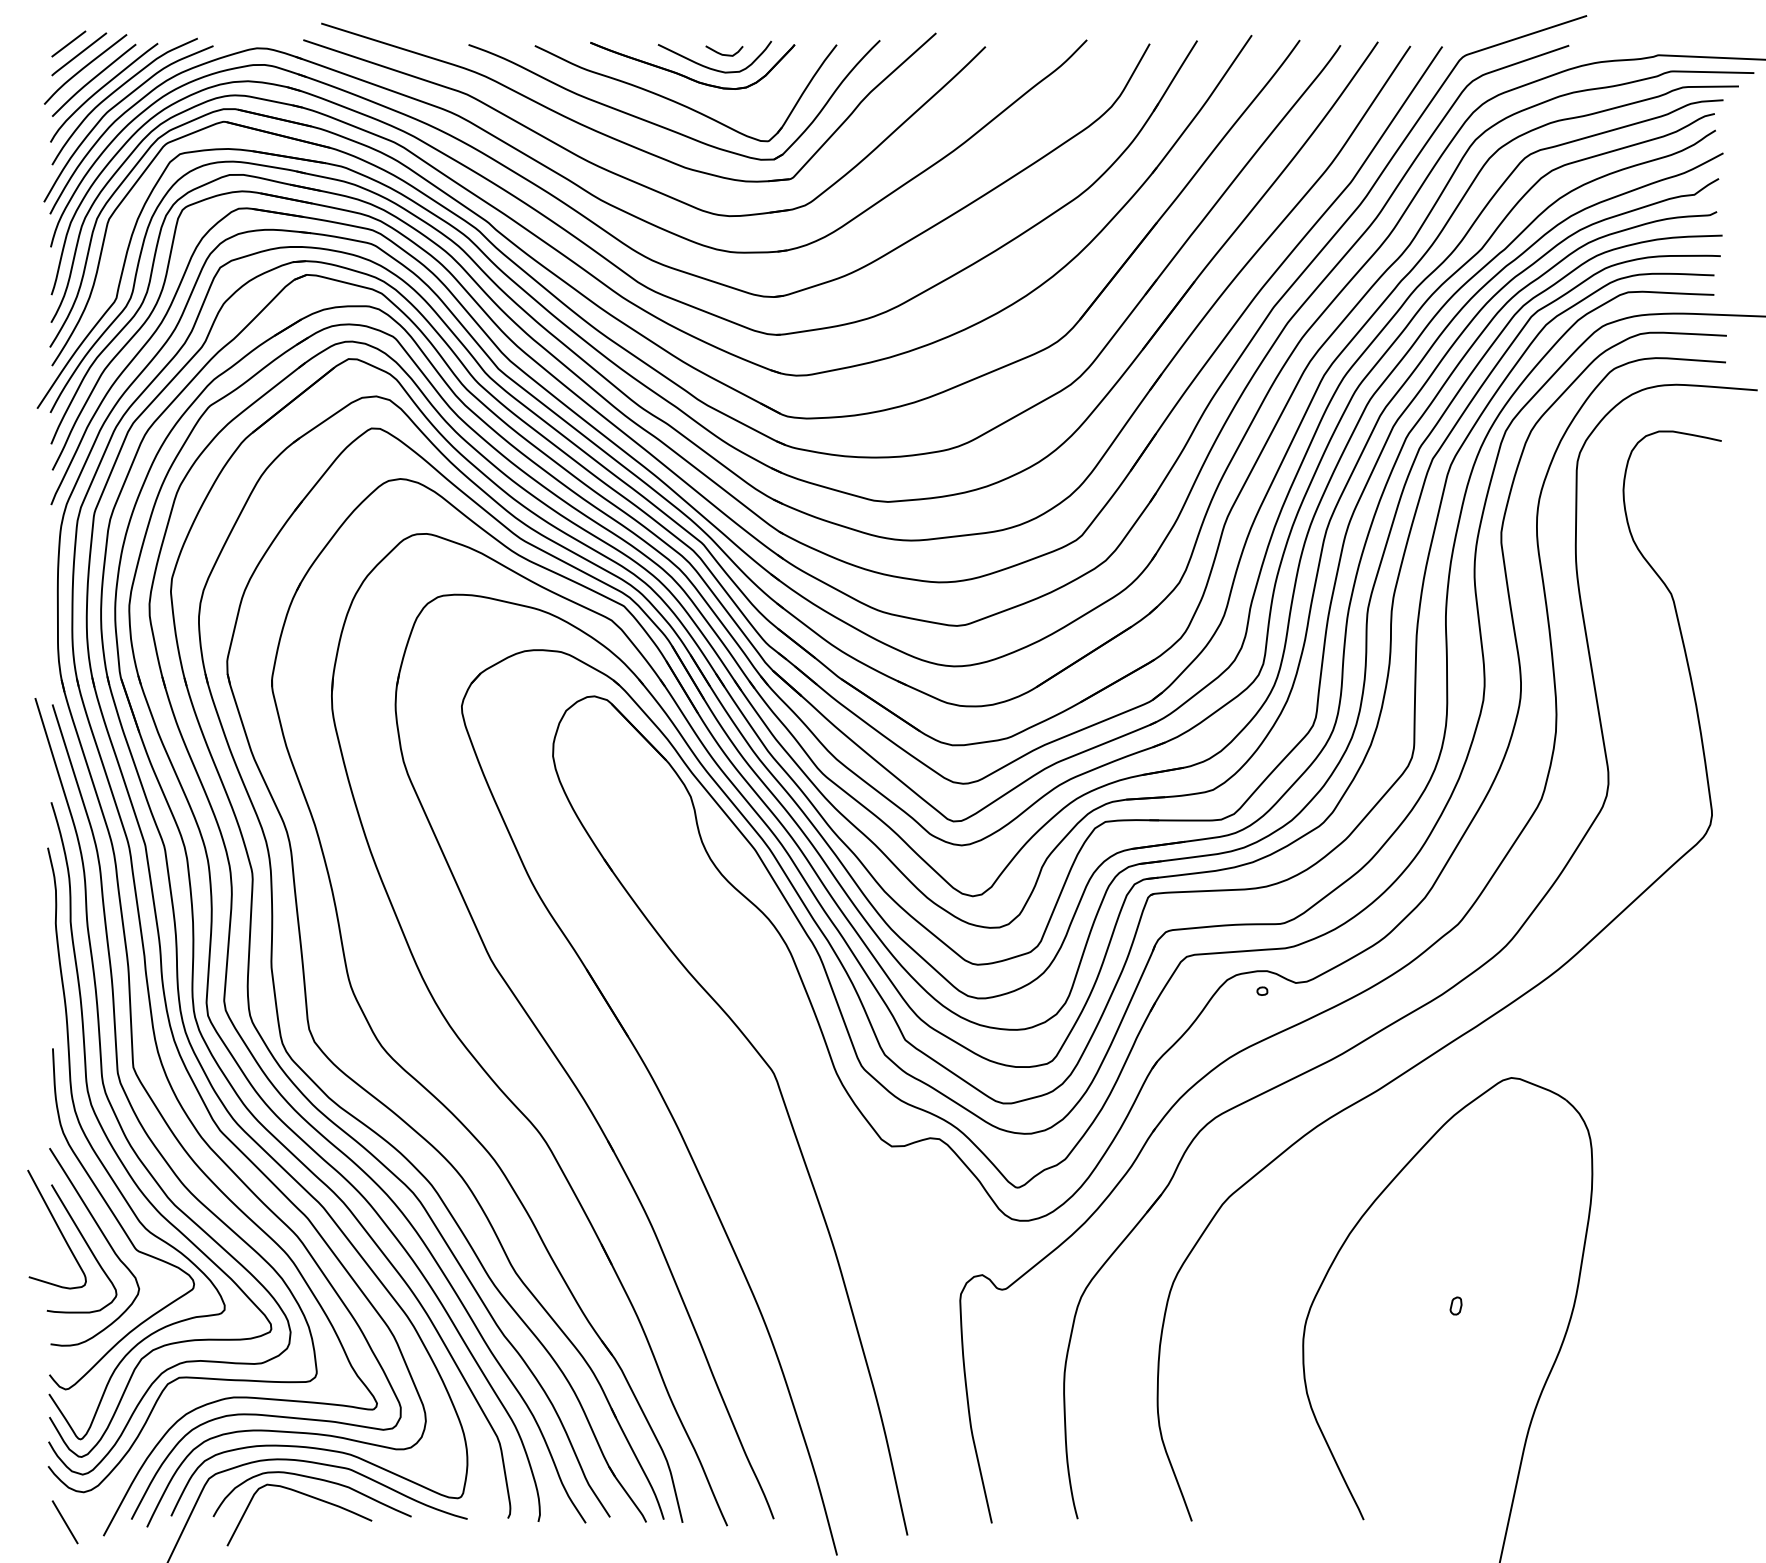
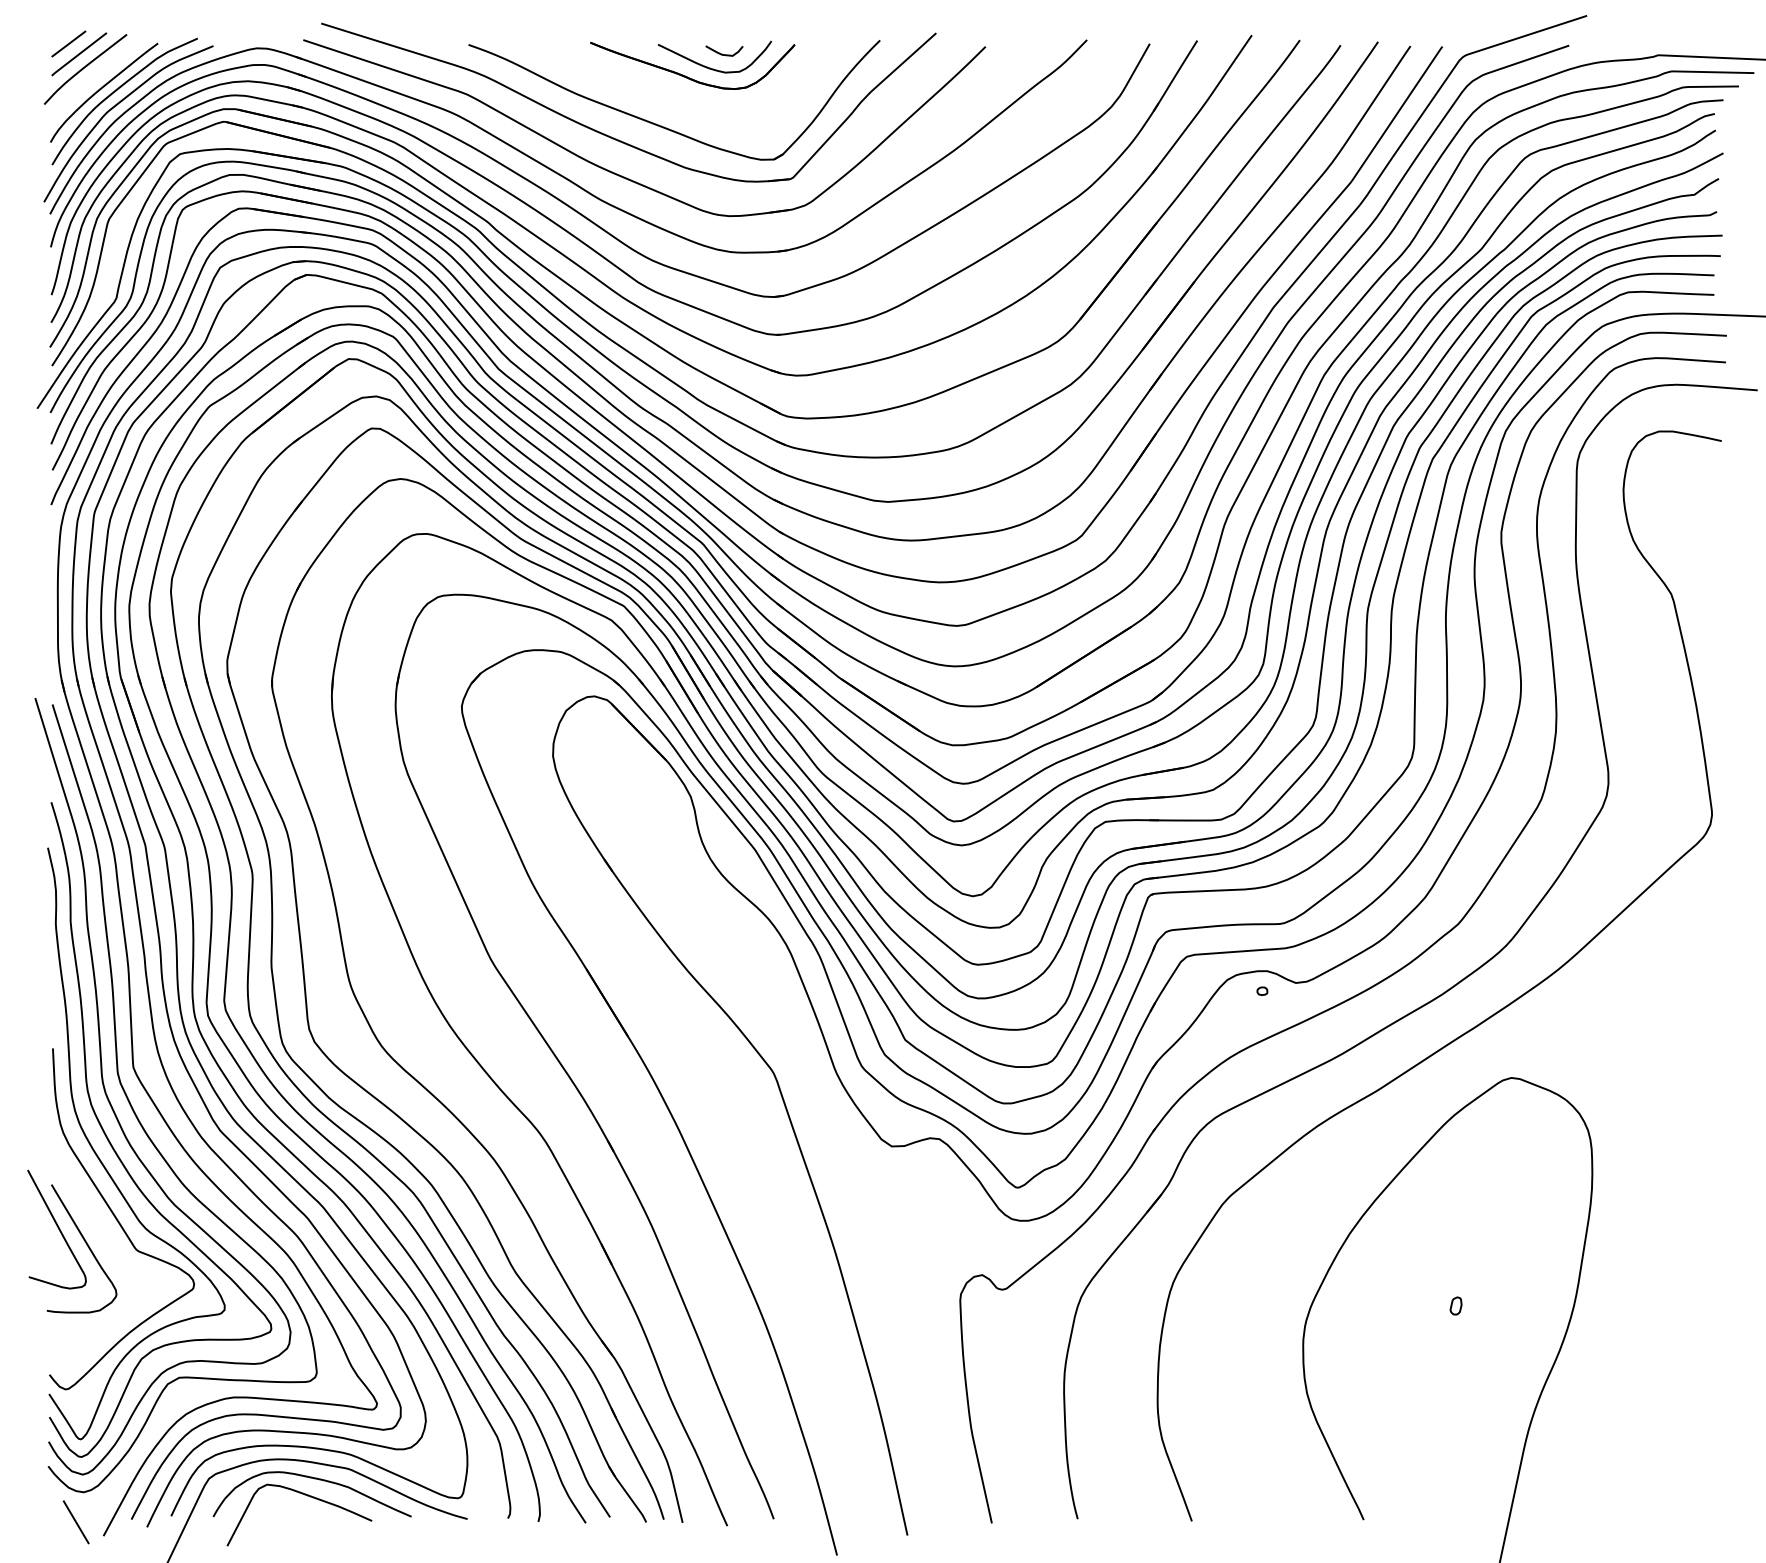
curve: present -> none (94, 79)
part: present -> none (681, 103)
curve: present -> none (106, 1241)
line position: (64, 1522) -> (75, 1522) (75, 1522)
